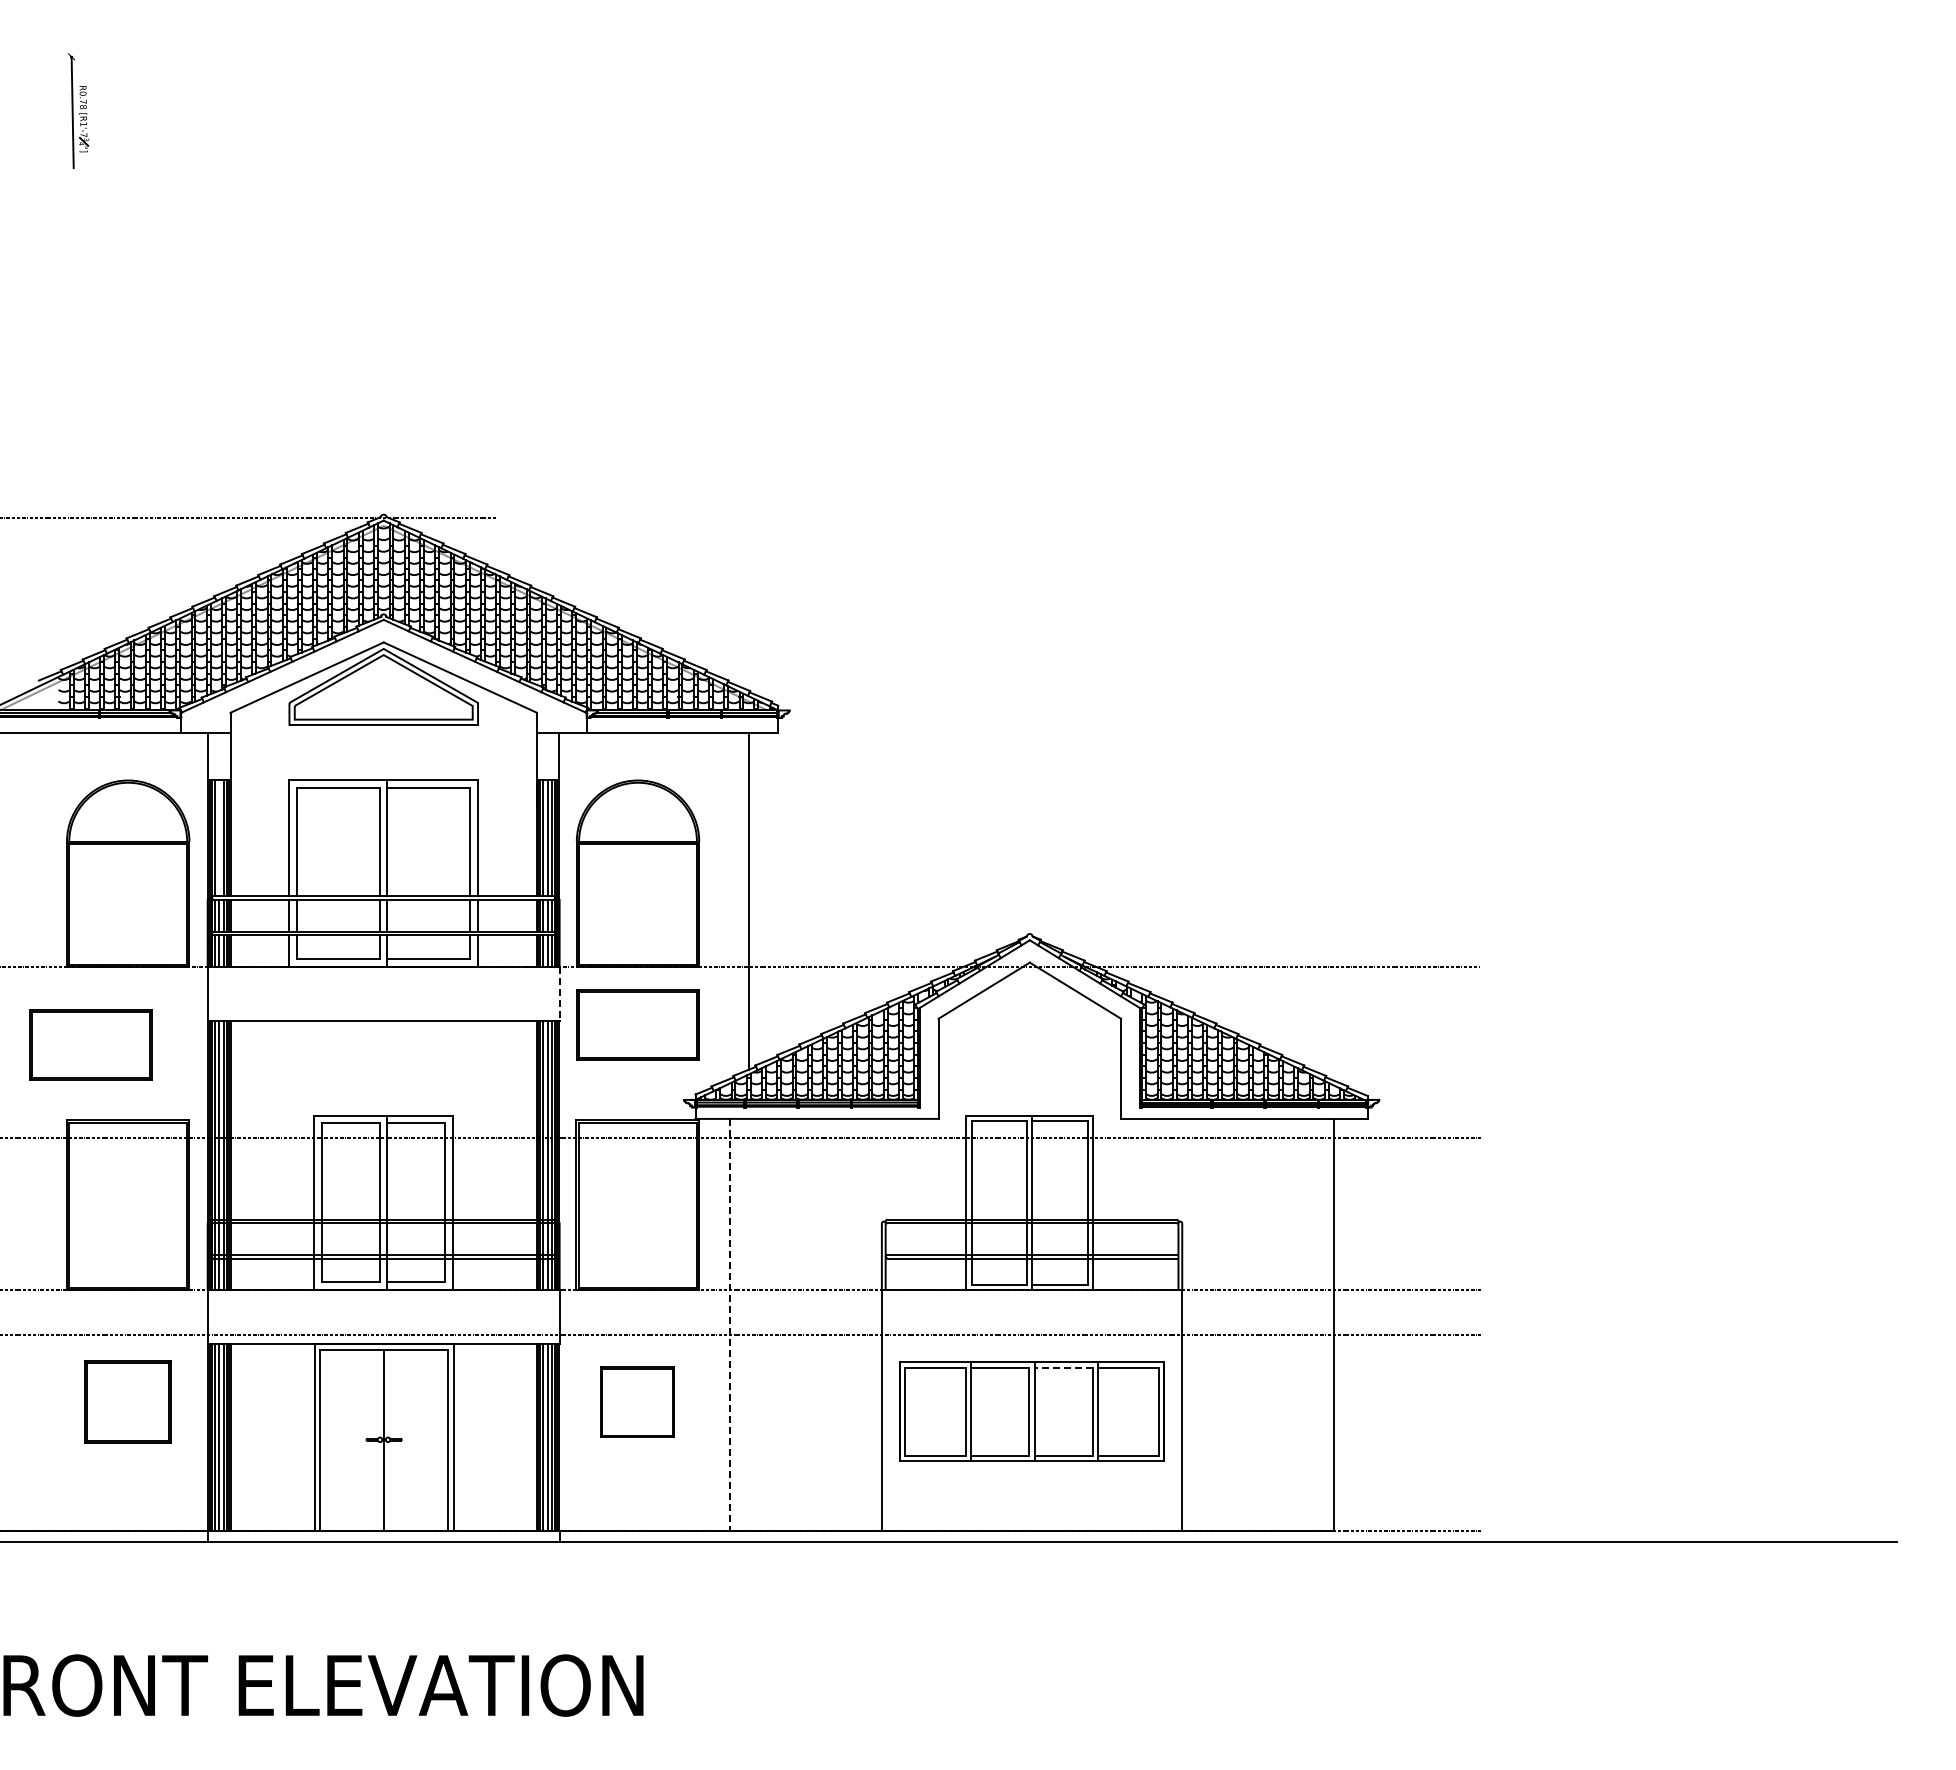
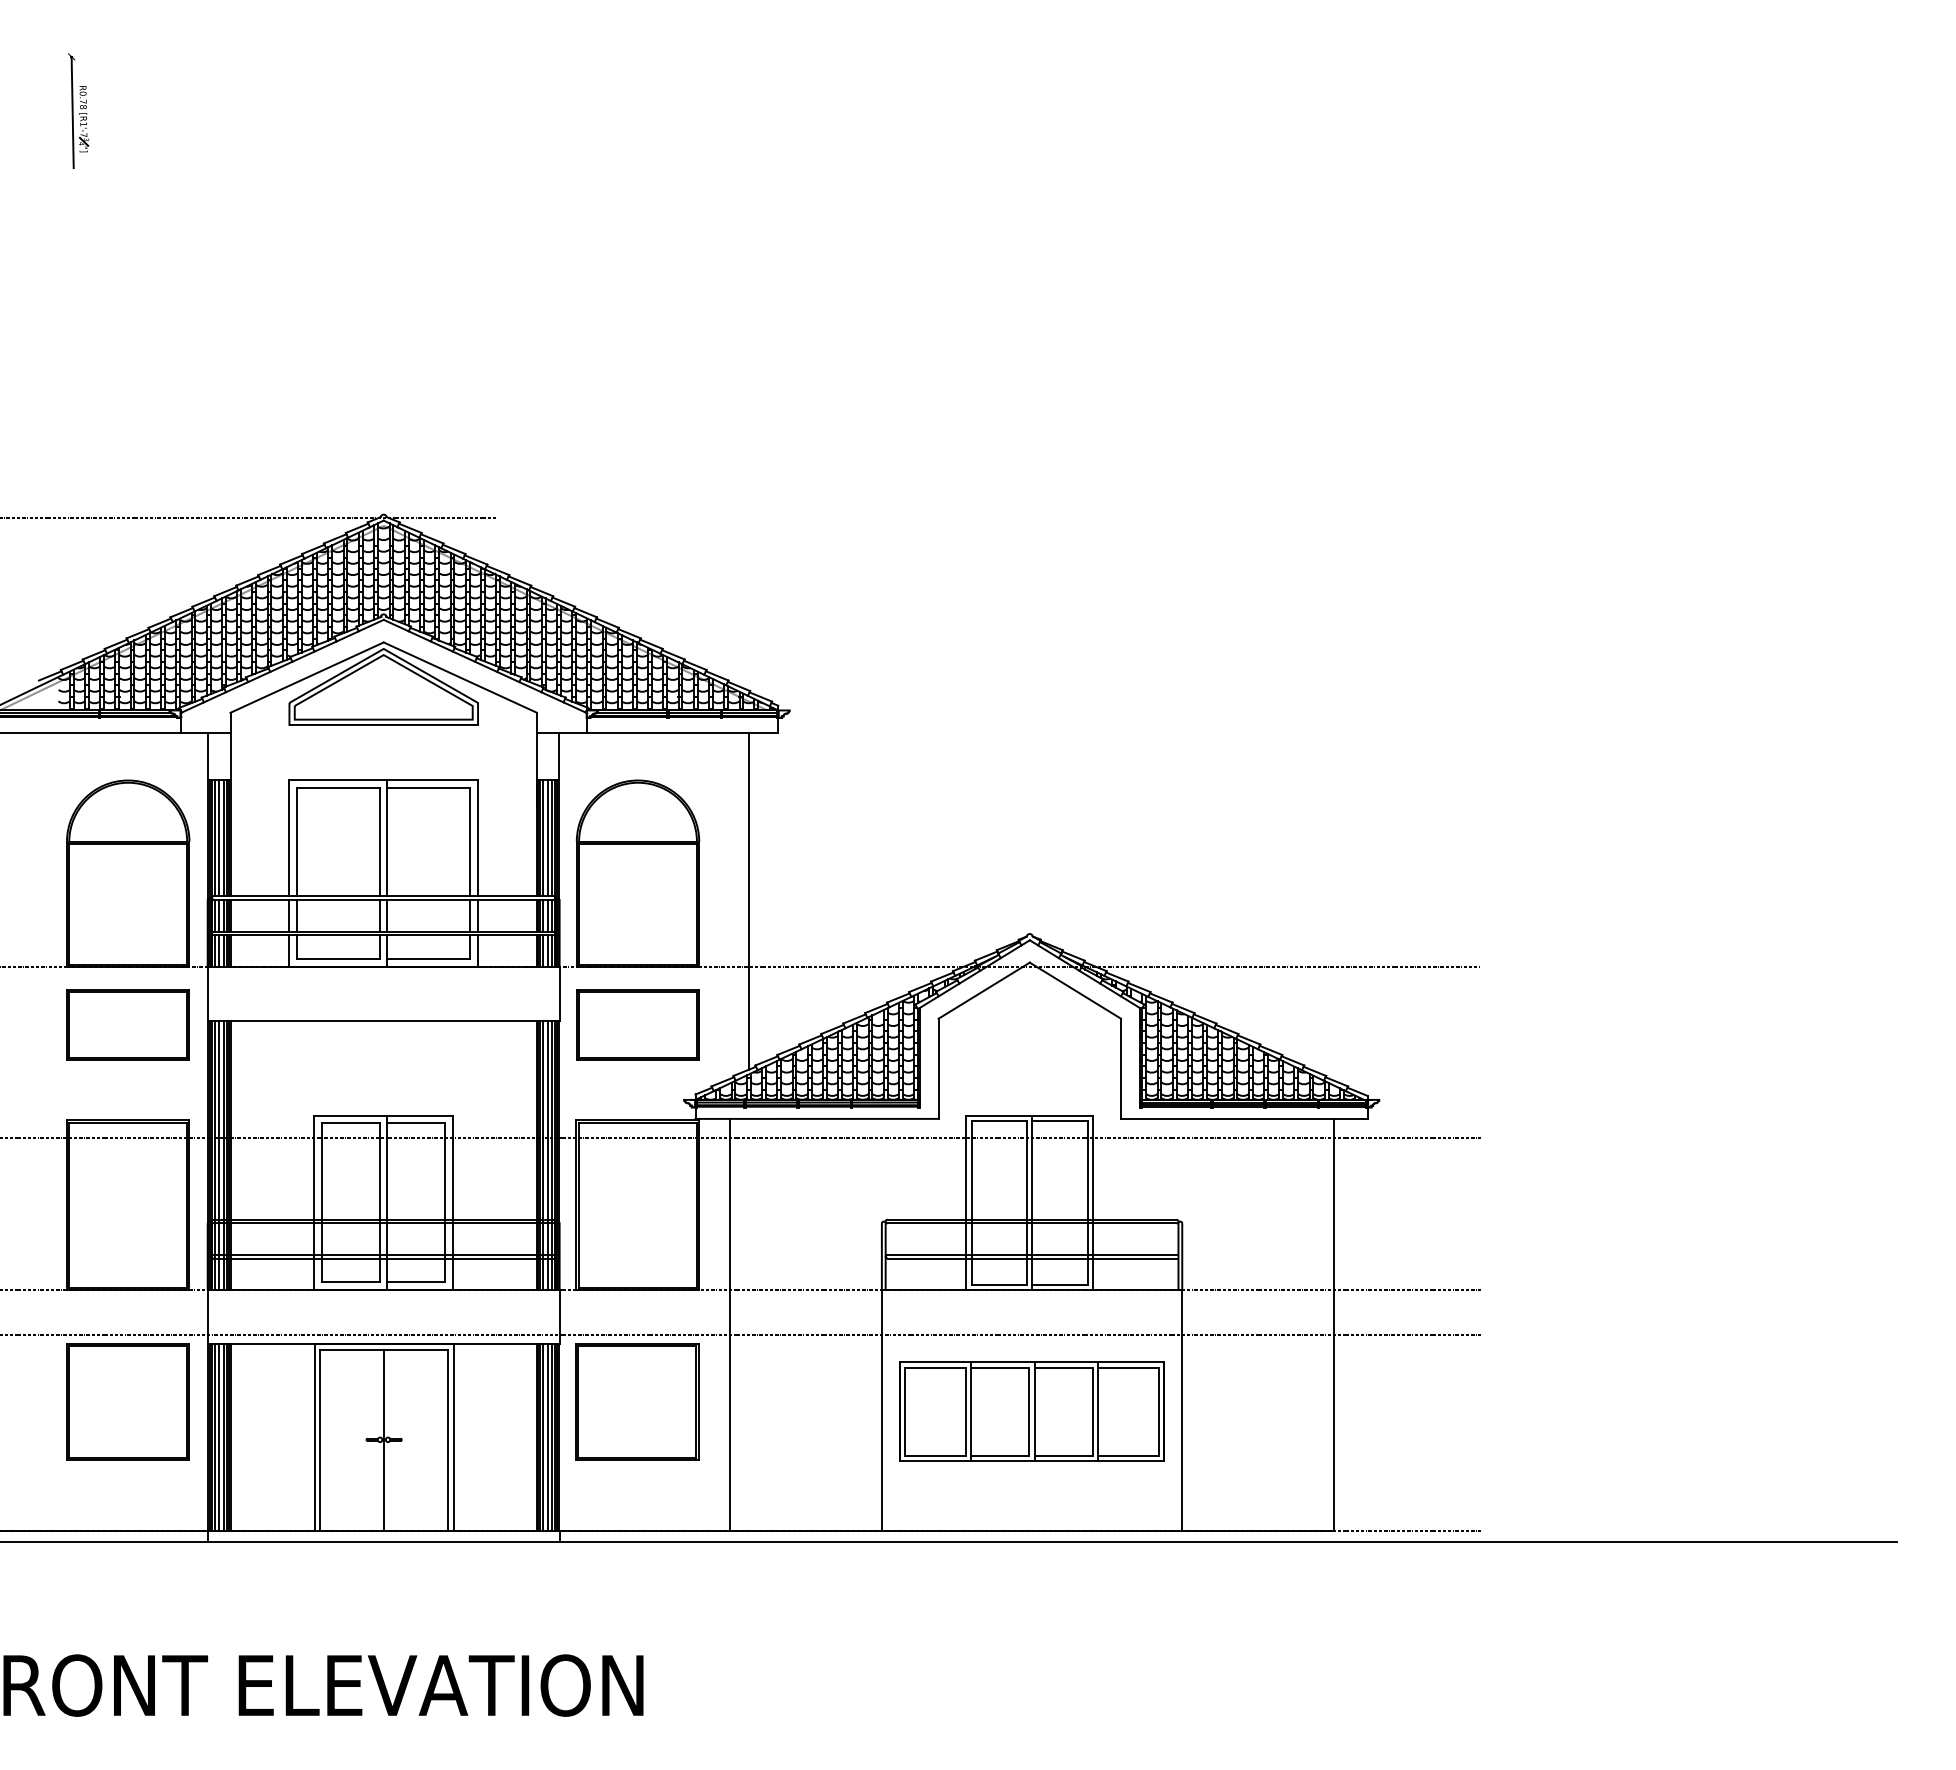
line: none -> present (219, 838)
line: dashed -> solid (559, 994)
part position: (90, 1044) -> (127, 1024) (127, 1024)
line: dashed -> solid (729, 1325)
line: dashed -> solid (1063, 1367)
part size: 88x84 px -> 124x118 px (127, 1401)
part size: 75x72 px -> 125x118 px (637, 1401)
